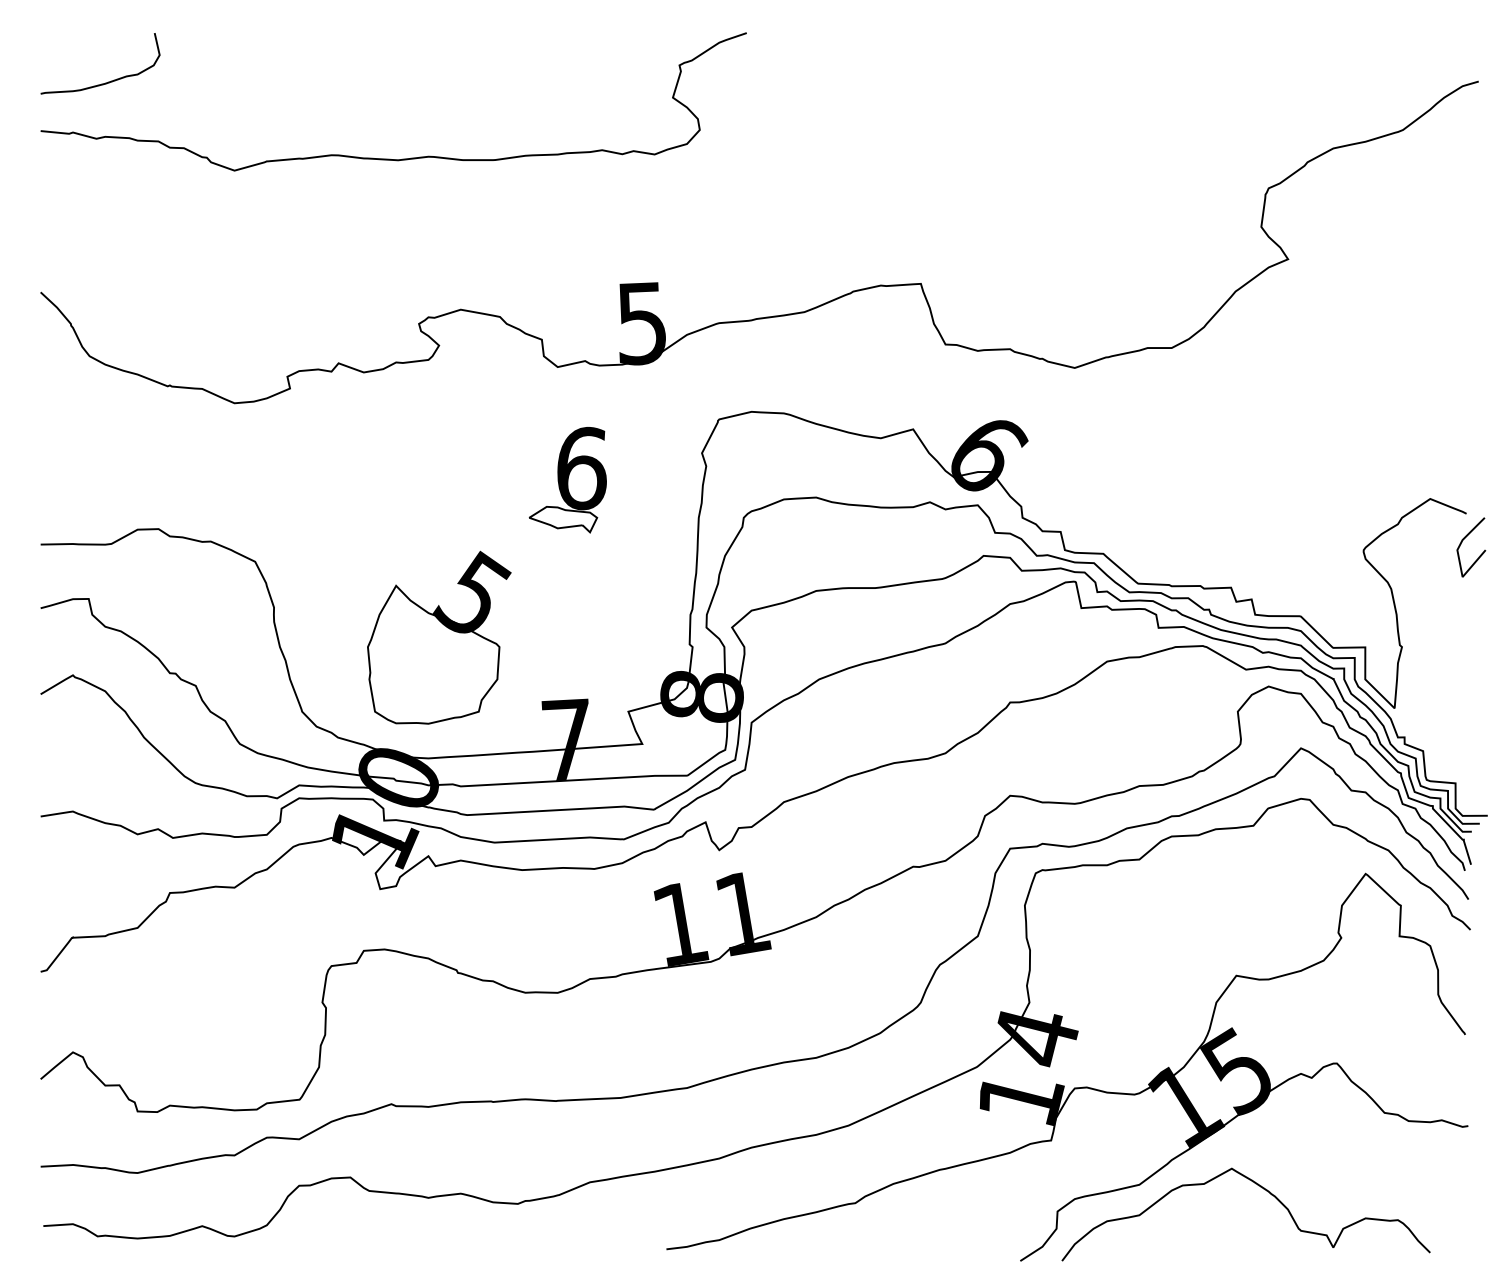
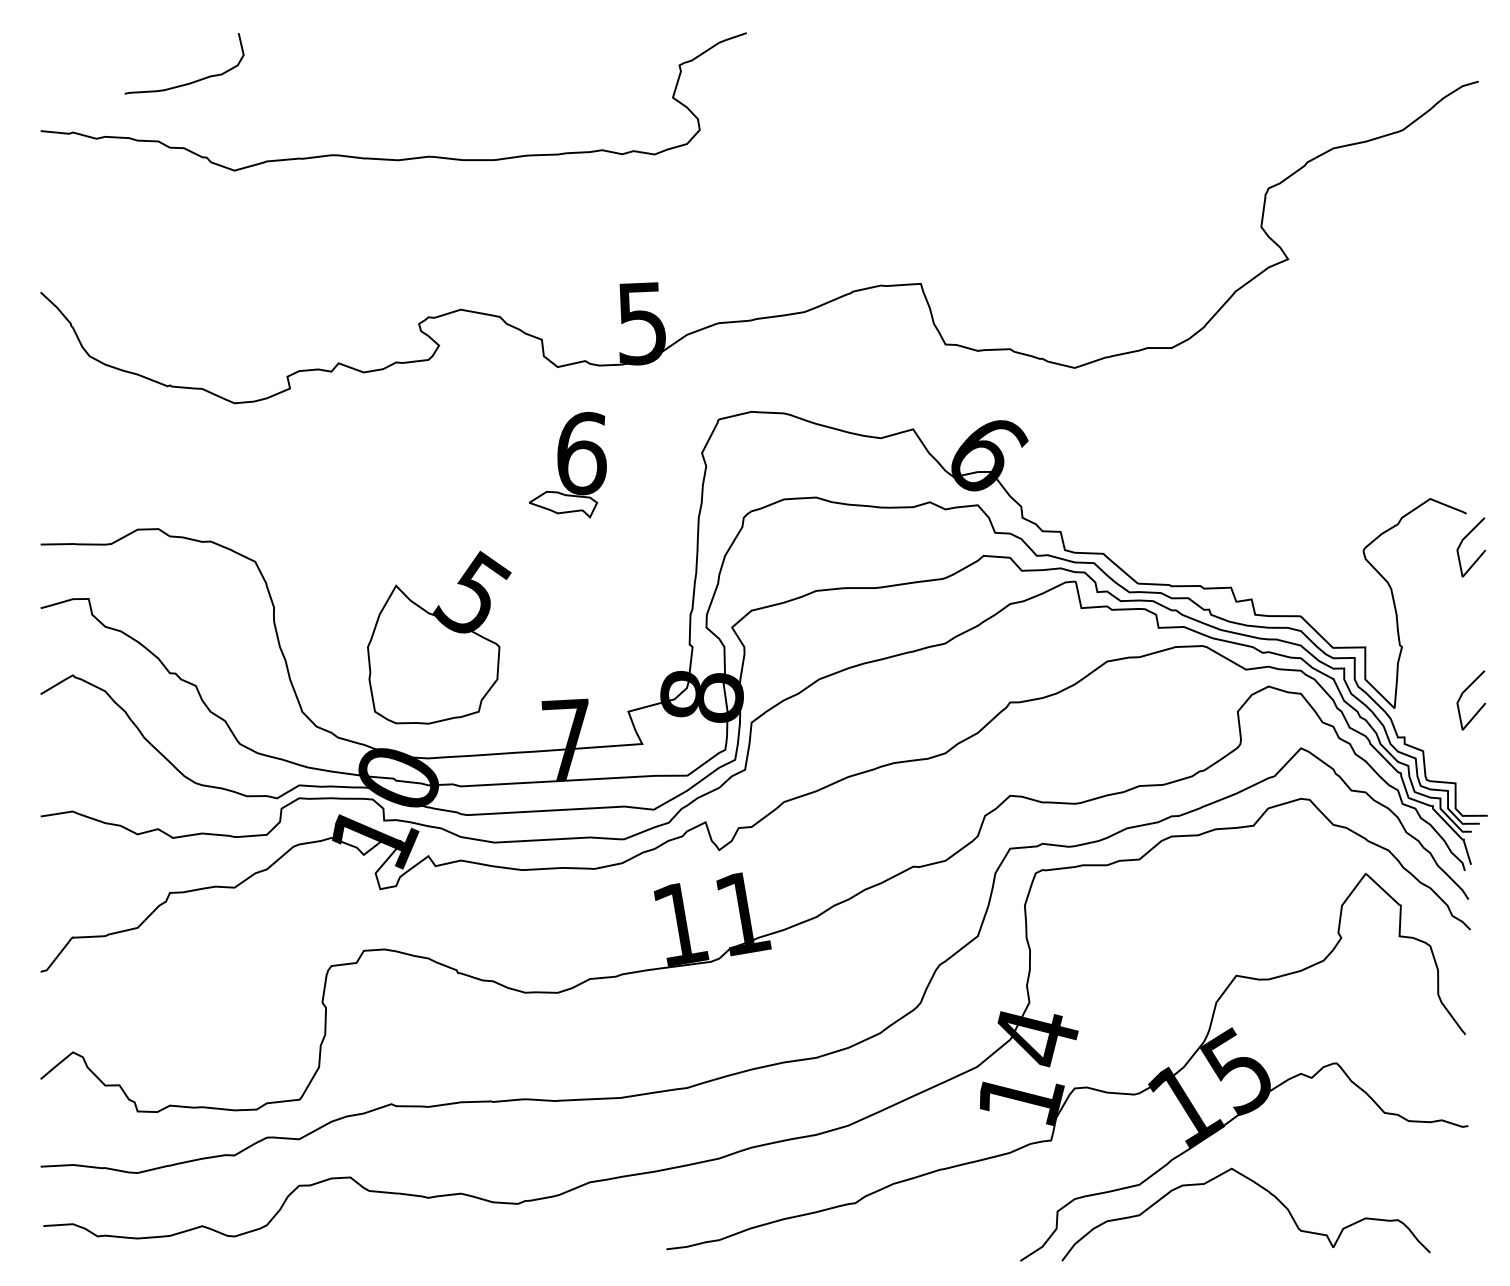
curve position: (105, 82) -> (189, 82) (189, 82)
part position: (567, 480) -> (567, 465) (567, 465)
line: none -> present (1462, 695)
